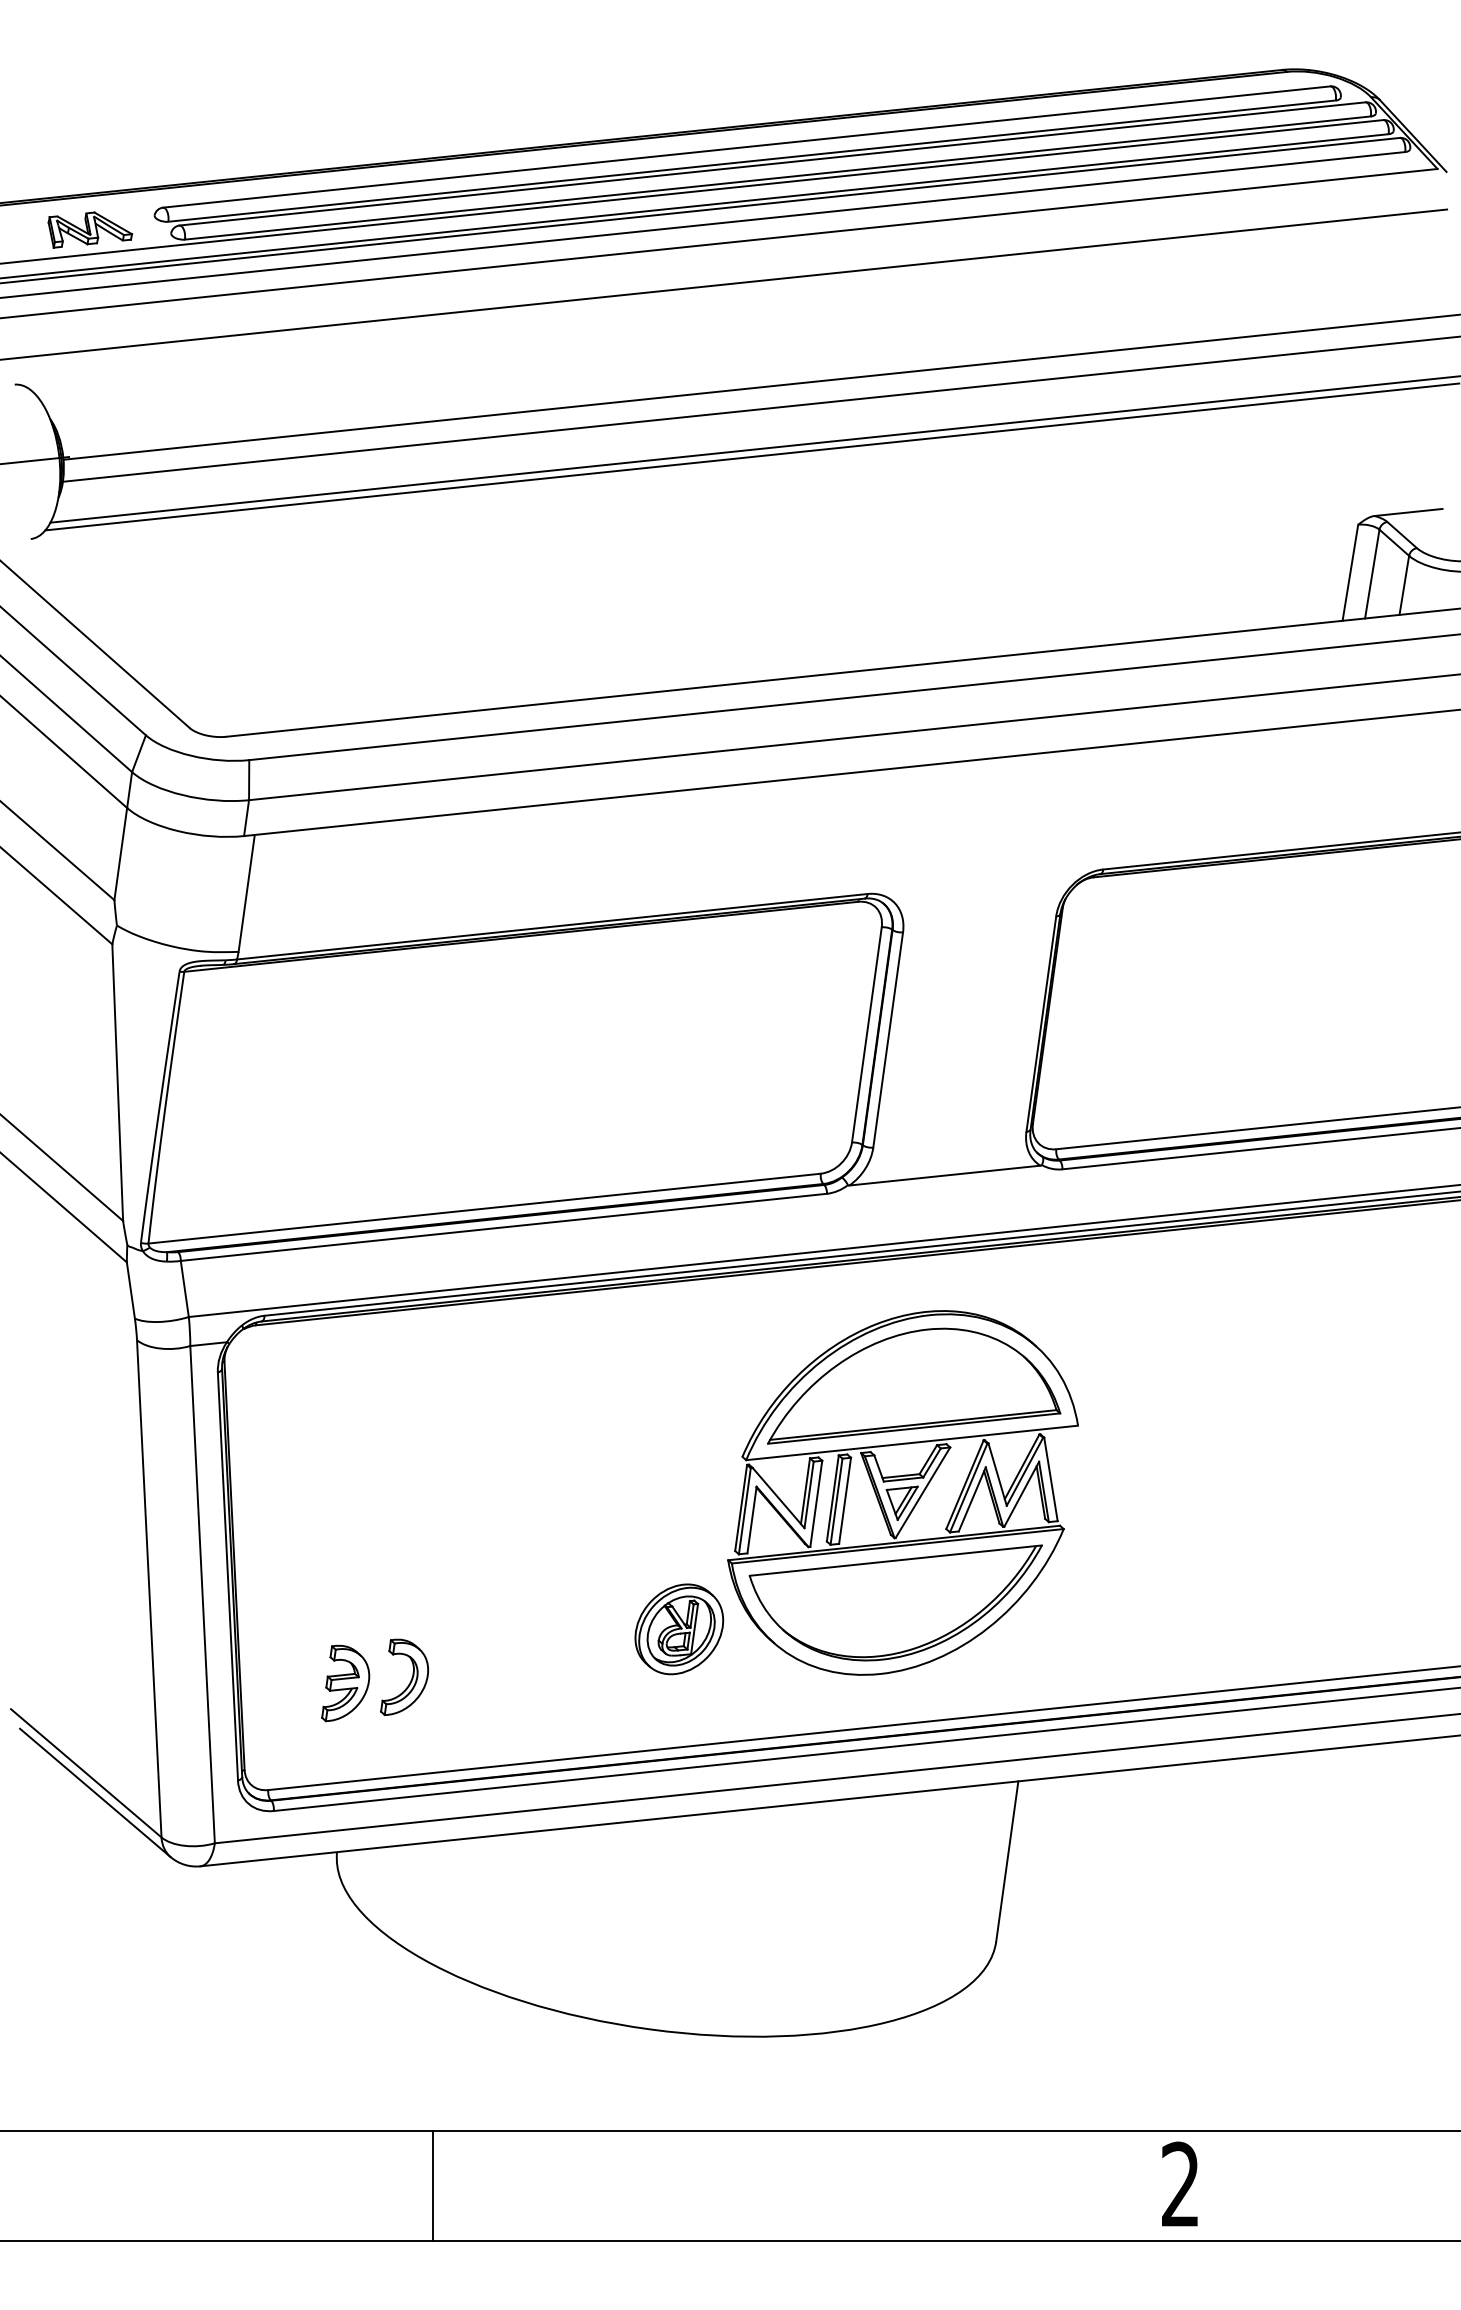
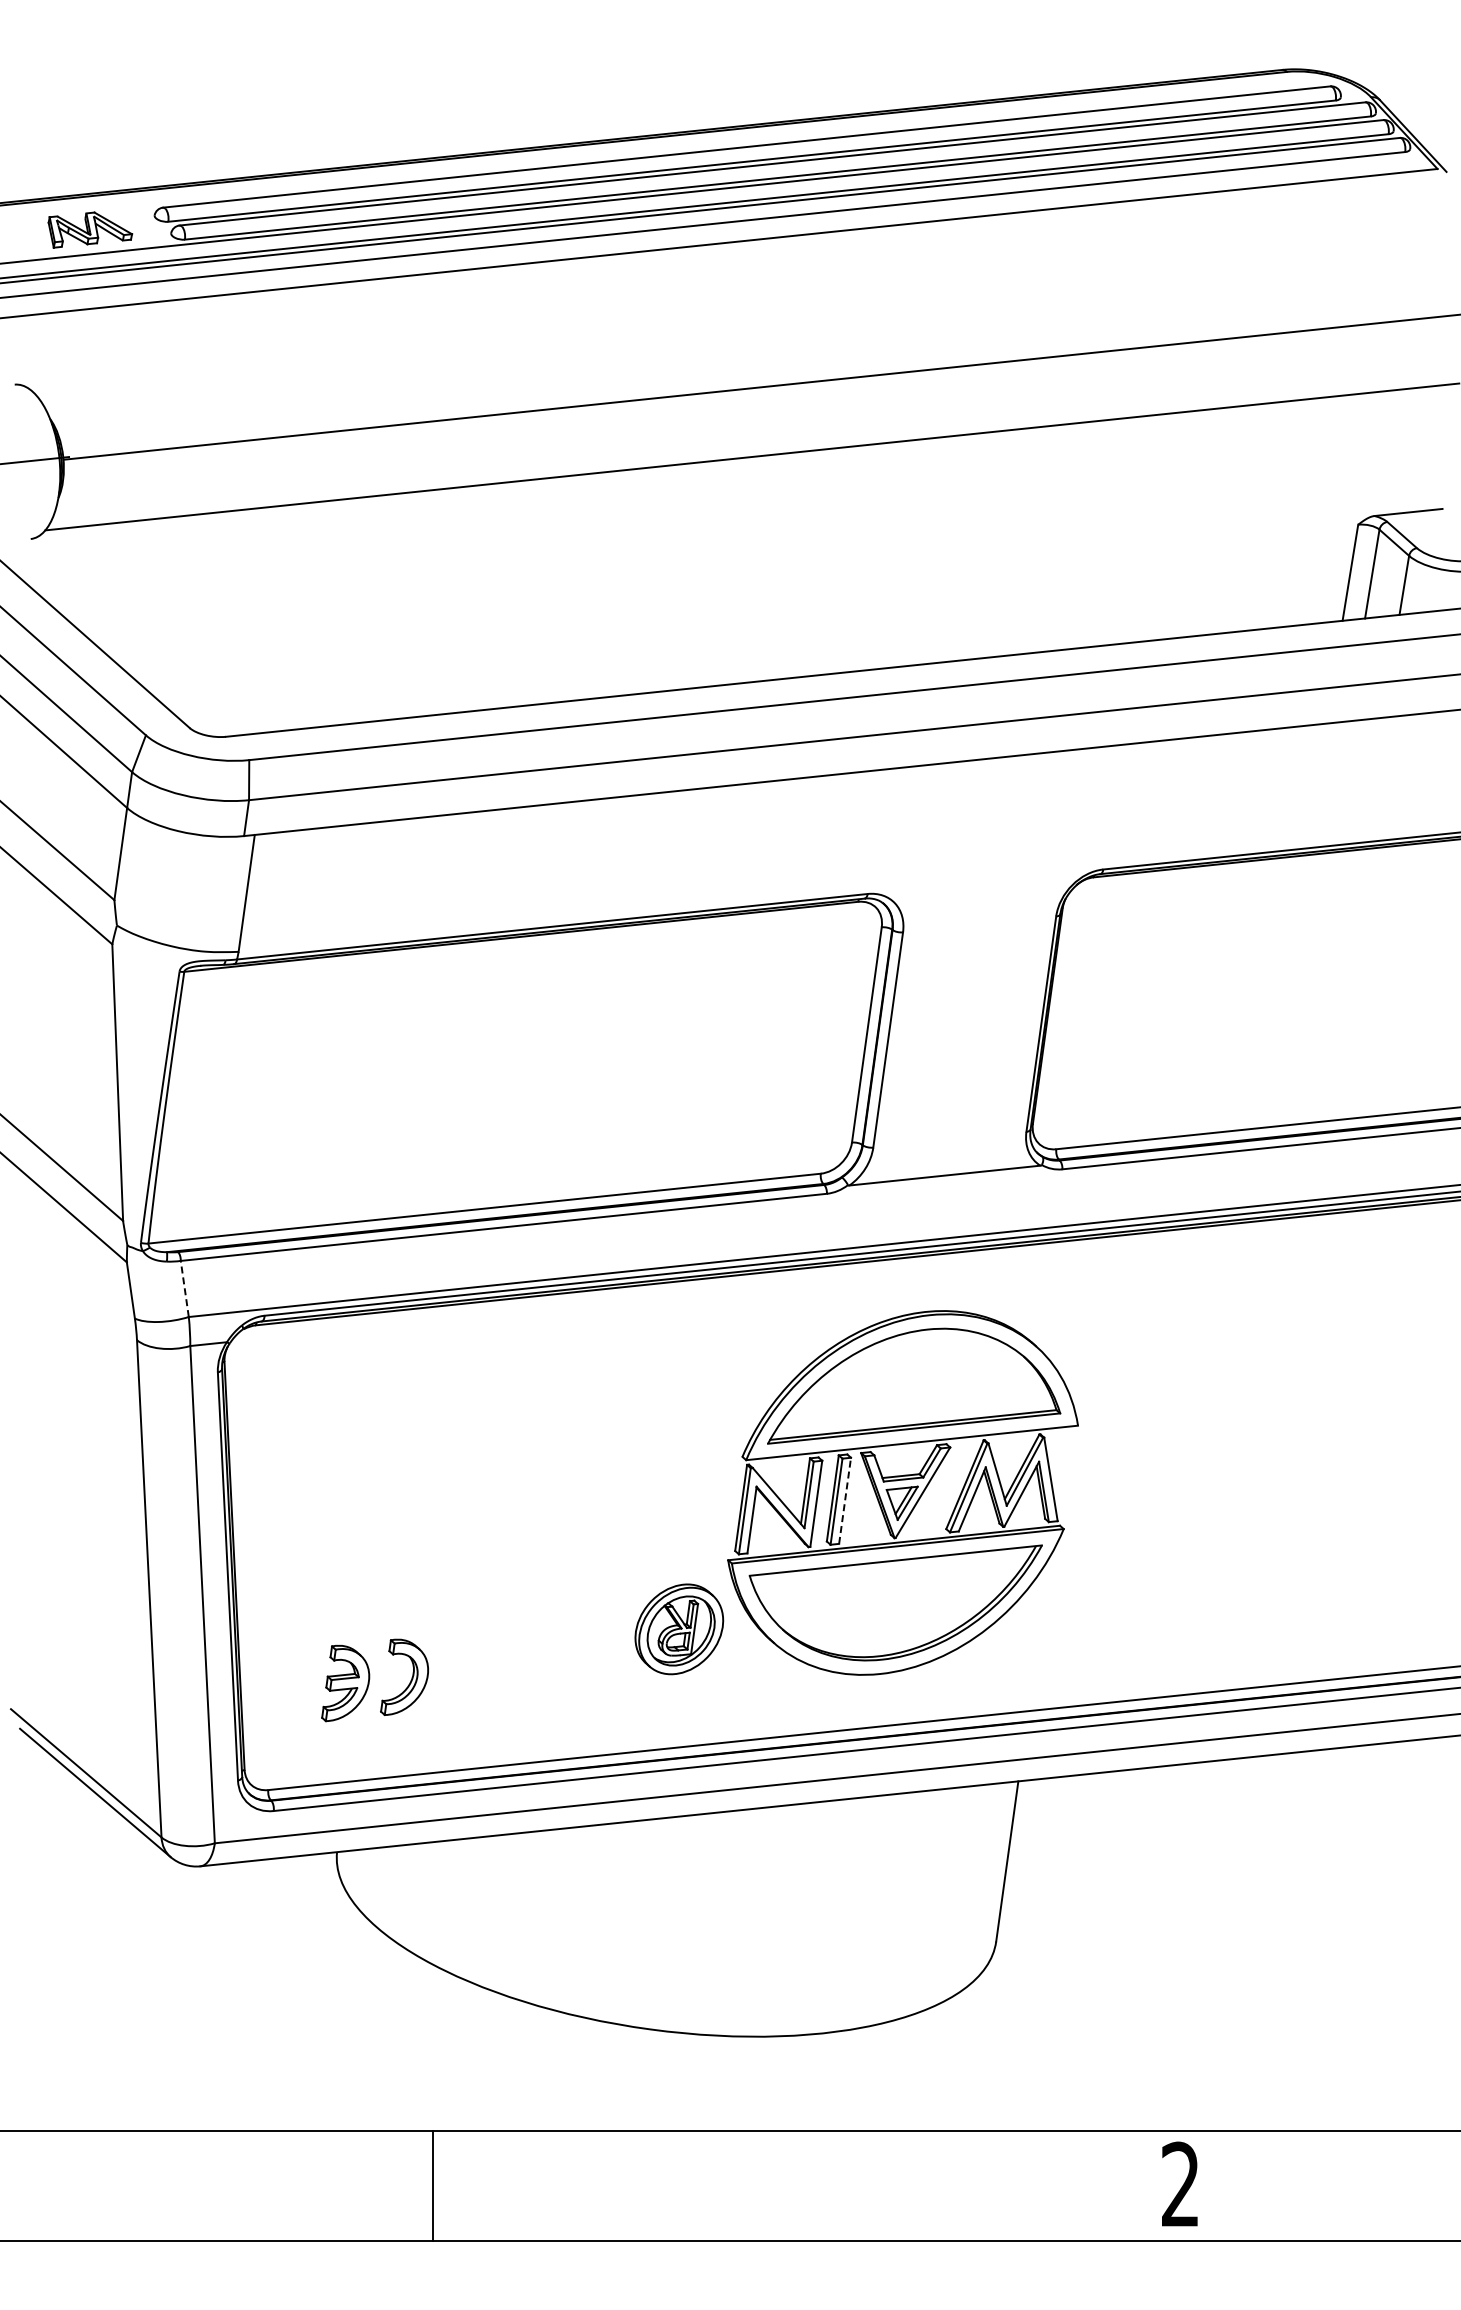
line: present -> none (724, 284)
line: present -> none (759, 408)
line: present -> none (753, 449)
line: solid -> dashed (184, 1288)
line: solid -> dashed (845, 1500)
